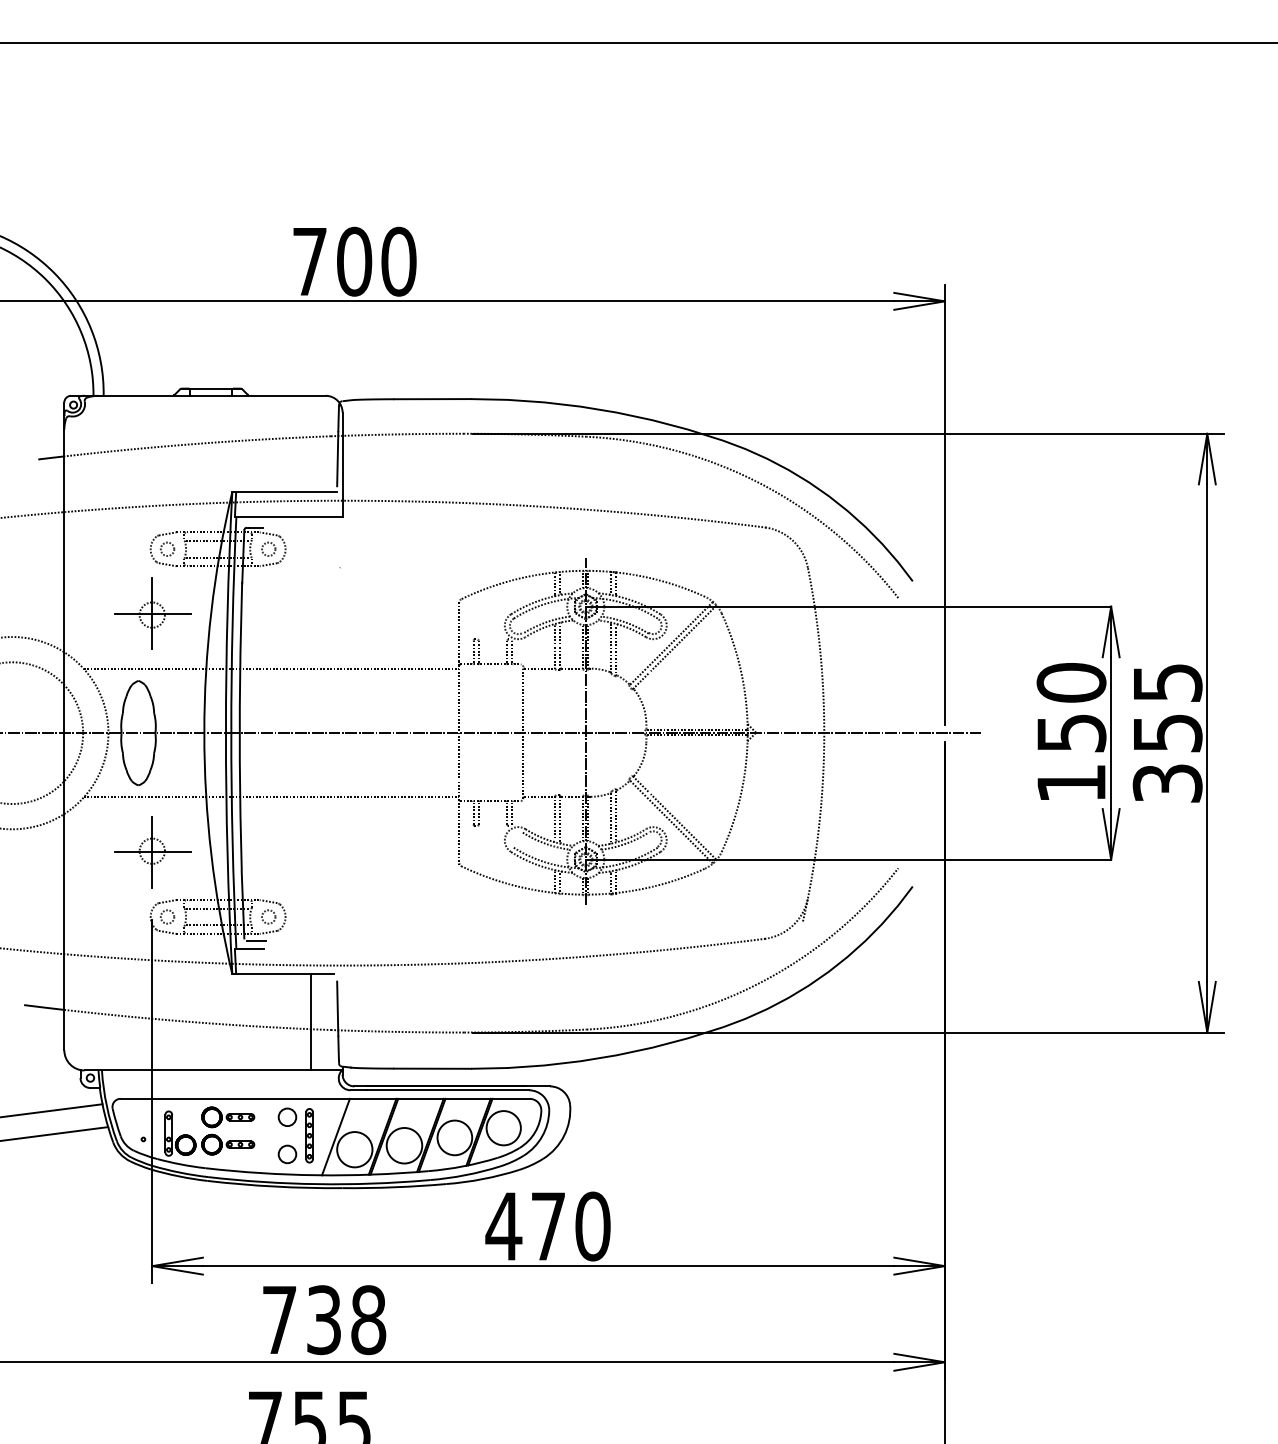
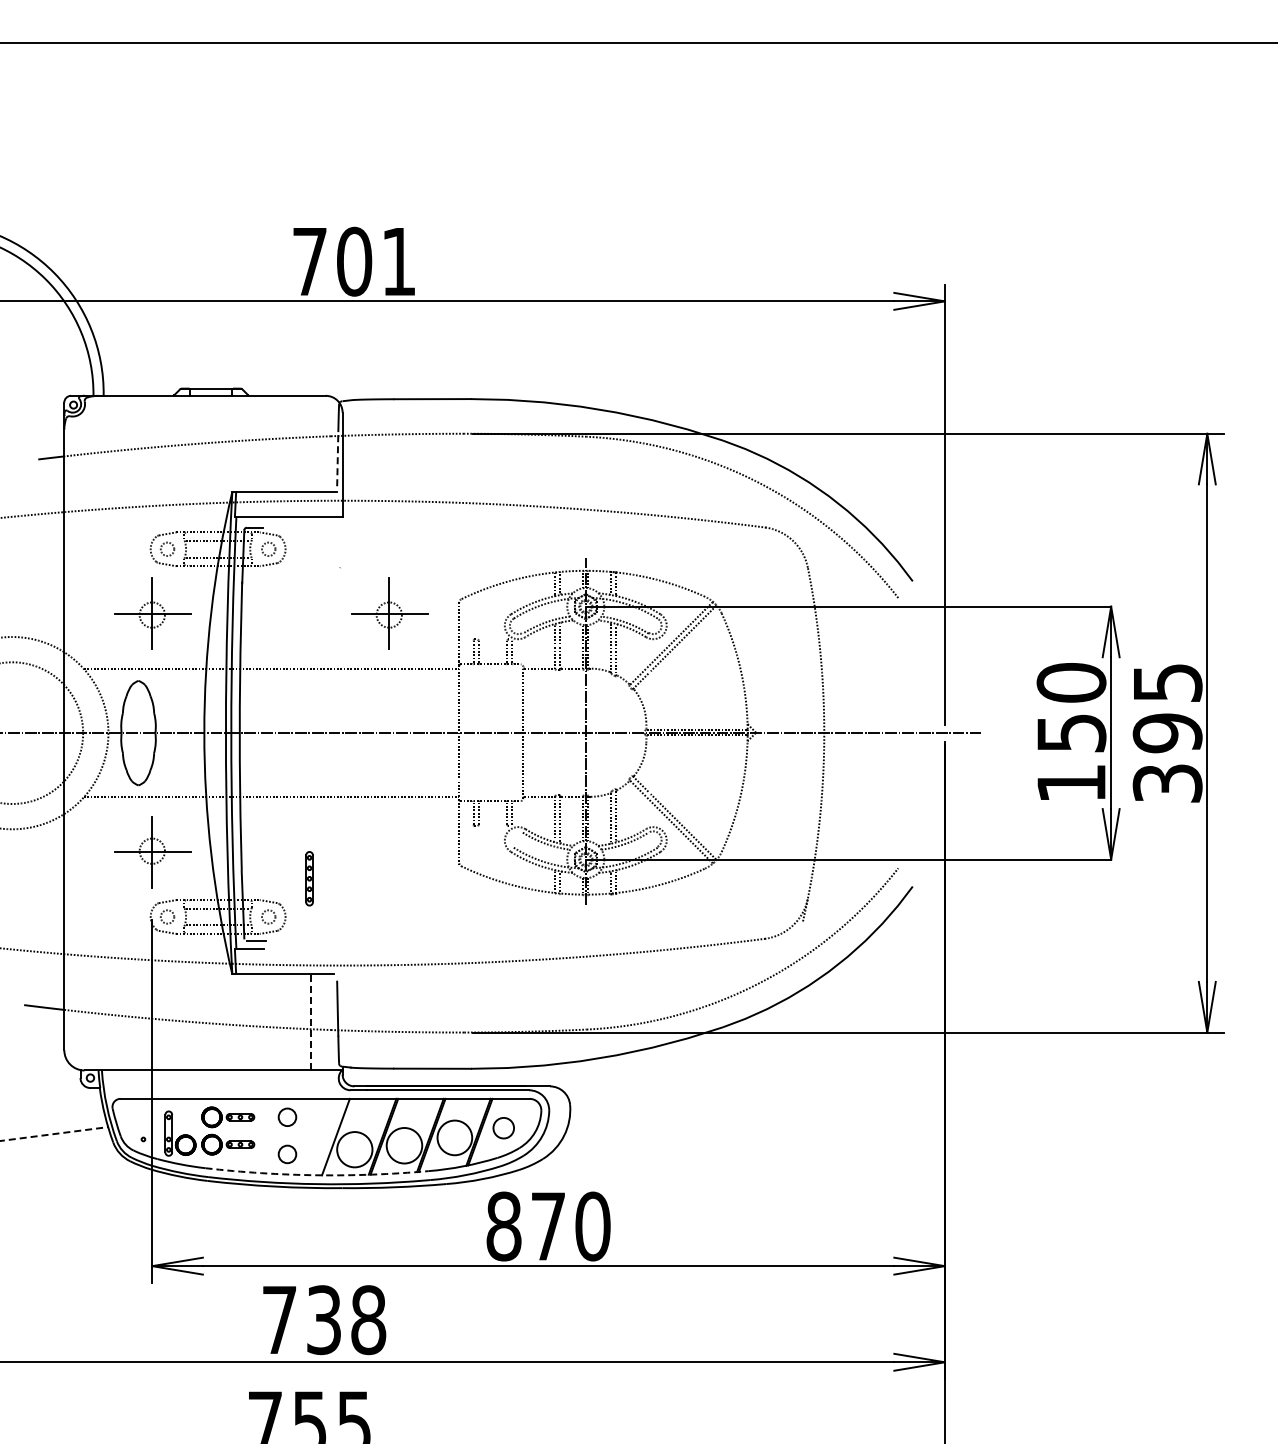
text: 700 -> 701 (398, 261)
line: solid -> dashed (337, 458)
part: none -> present (389, 613)
text: 355 -> 395 (1167, 733)
line: solid -> dashed (310, 1021)
line: present -> none (52, 1110)
circle diameter: 34 px -> 21 px (503, 1127)
line: solid -> dashed (54, 1133)
part position: (309, 1135) -> (309, 878) (309, 878)
arc: solid -> dashed (317, 1175)
text: 470 -> 870 (503, 1226)
